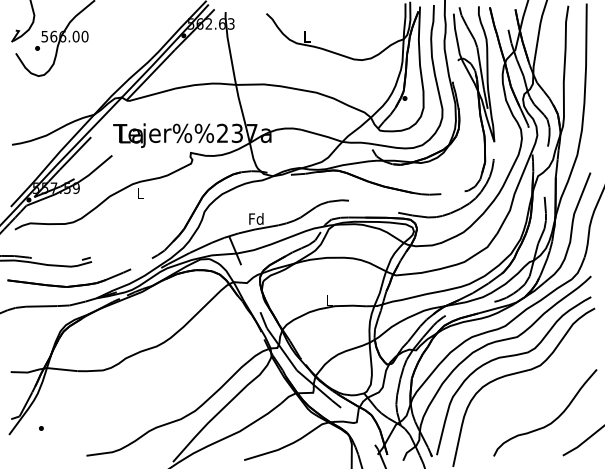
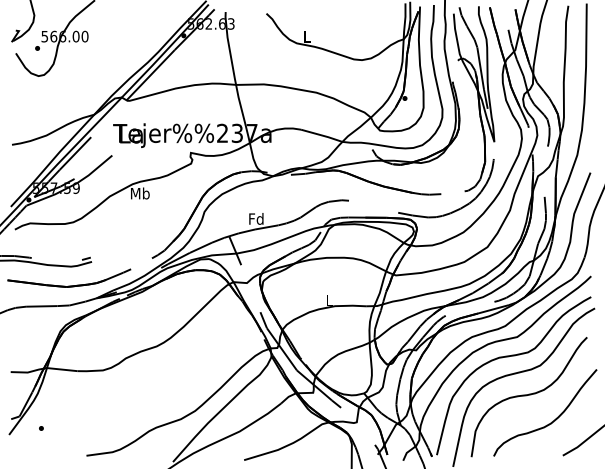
text: L -> Mb (140, 193)
curve: none -> present (528, 395)
